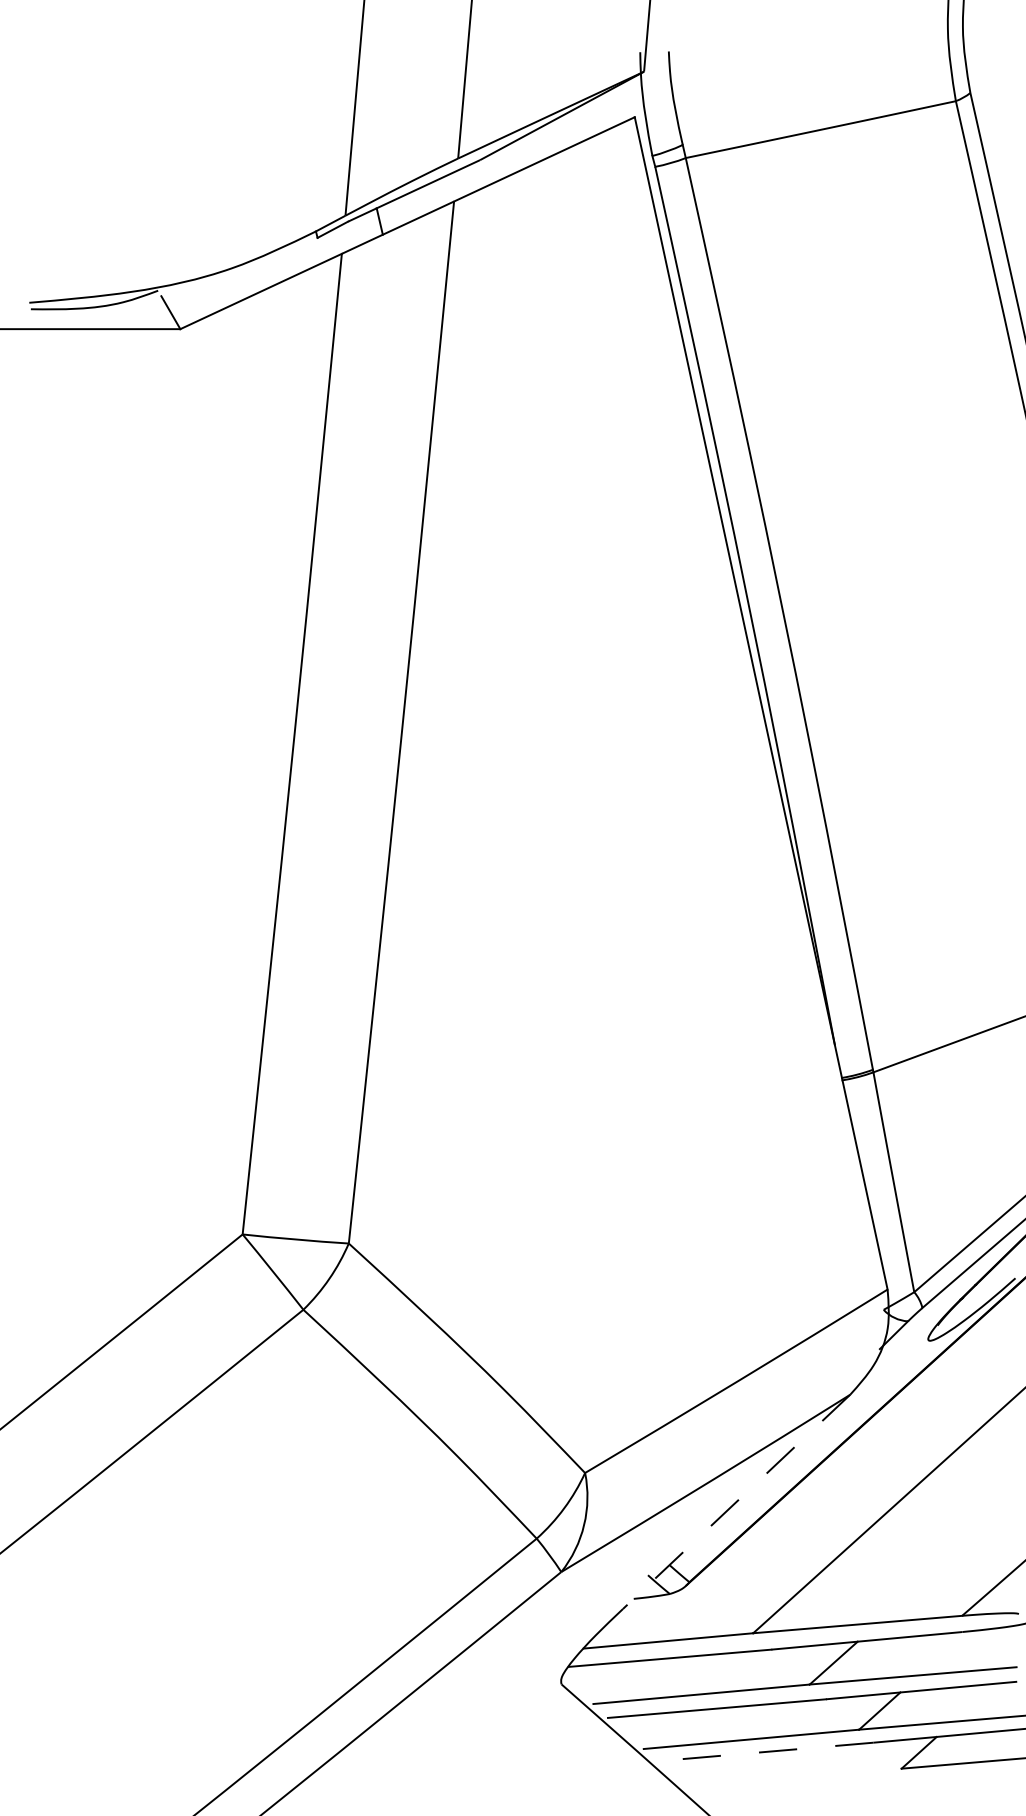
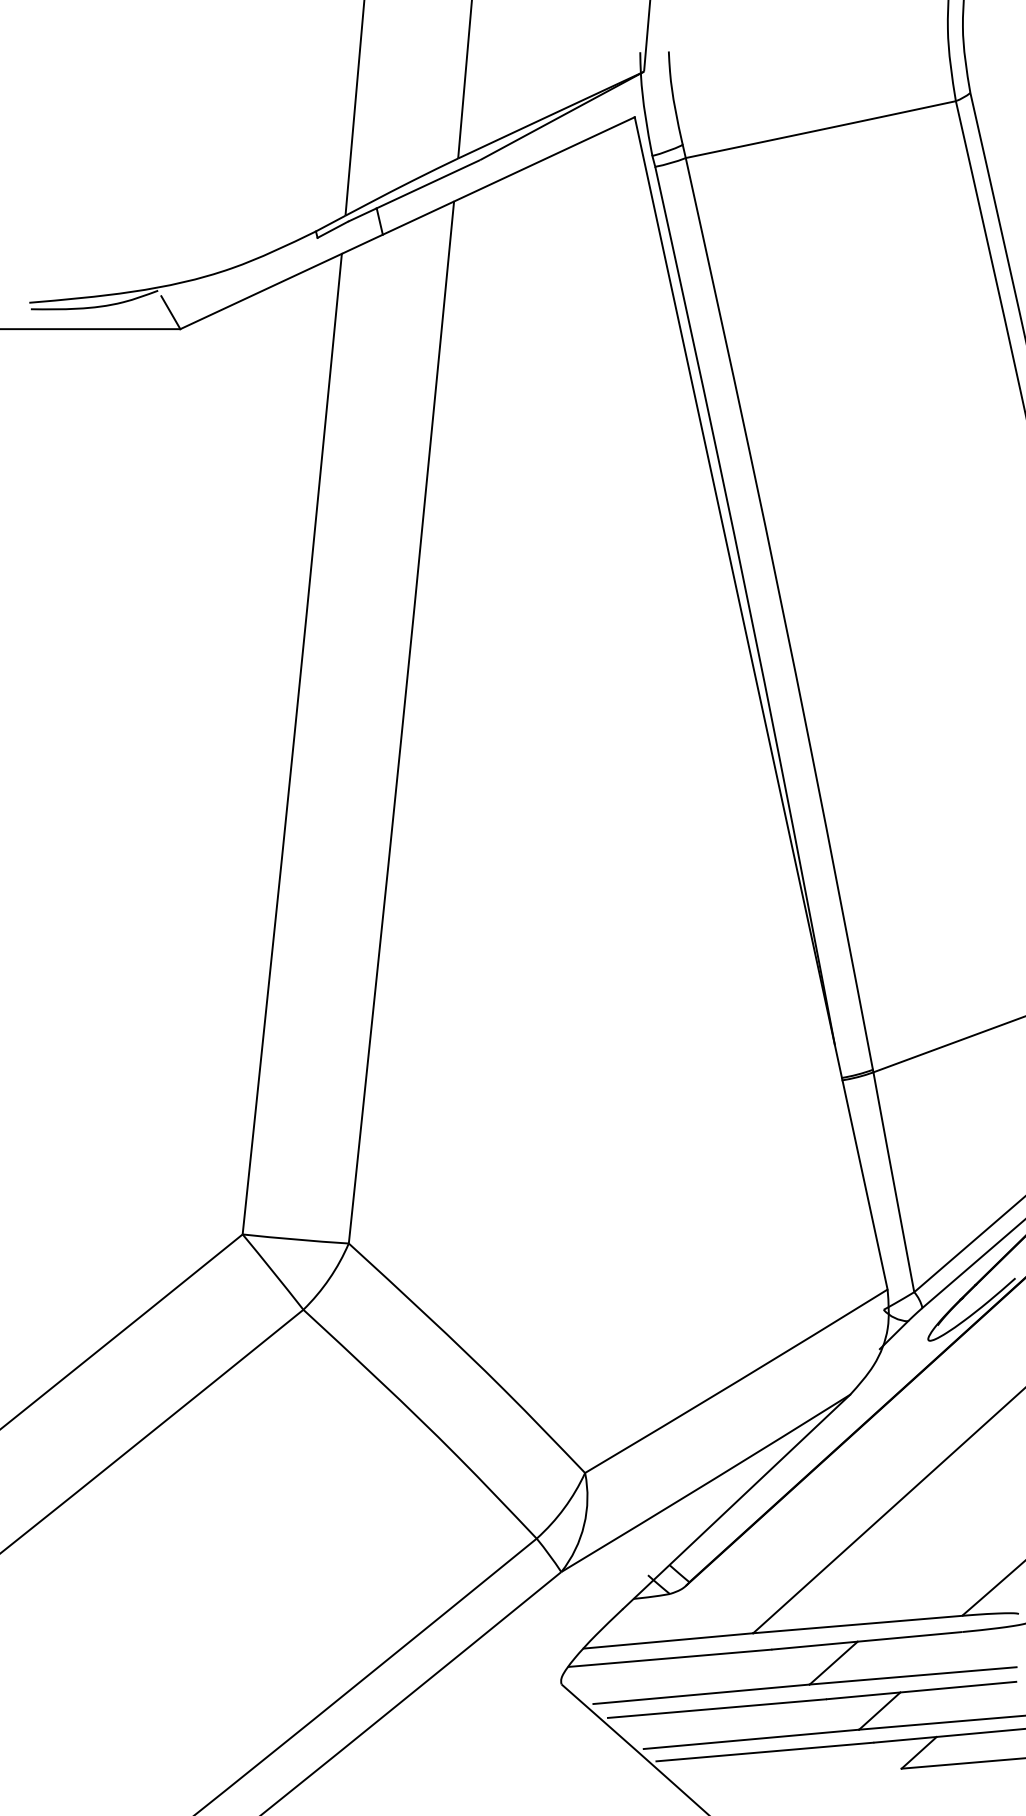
line: dashed -> solid (736, 1502)
line: dashed -> solid (764, 1752)
